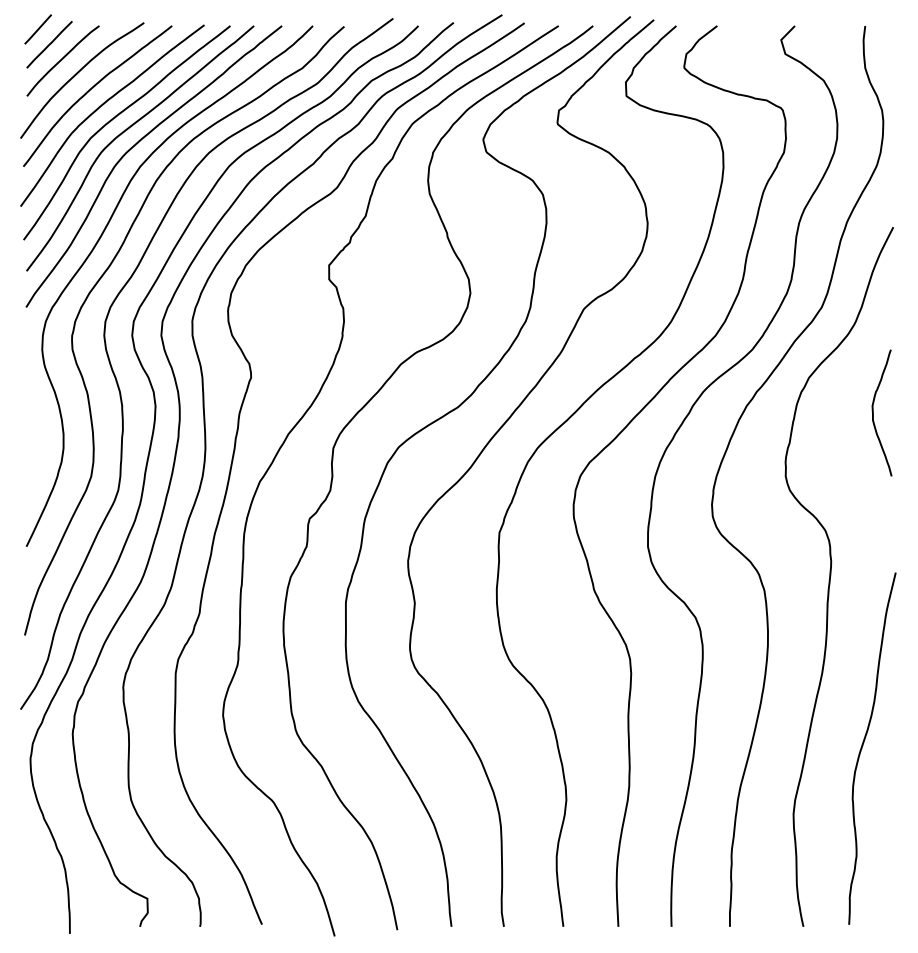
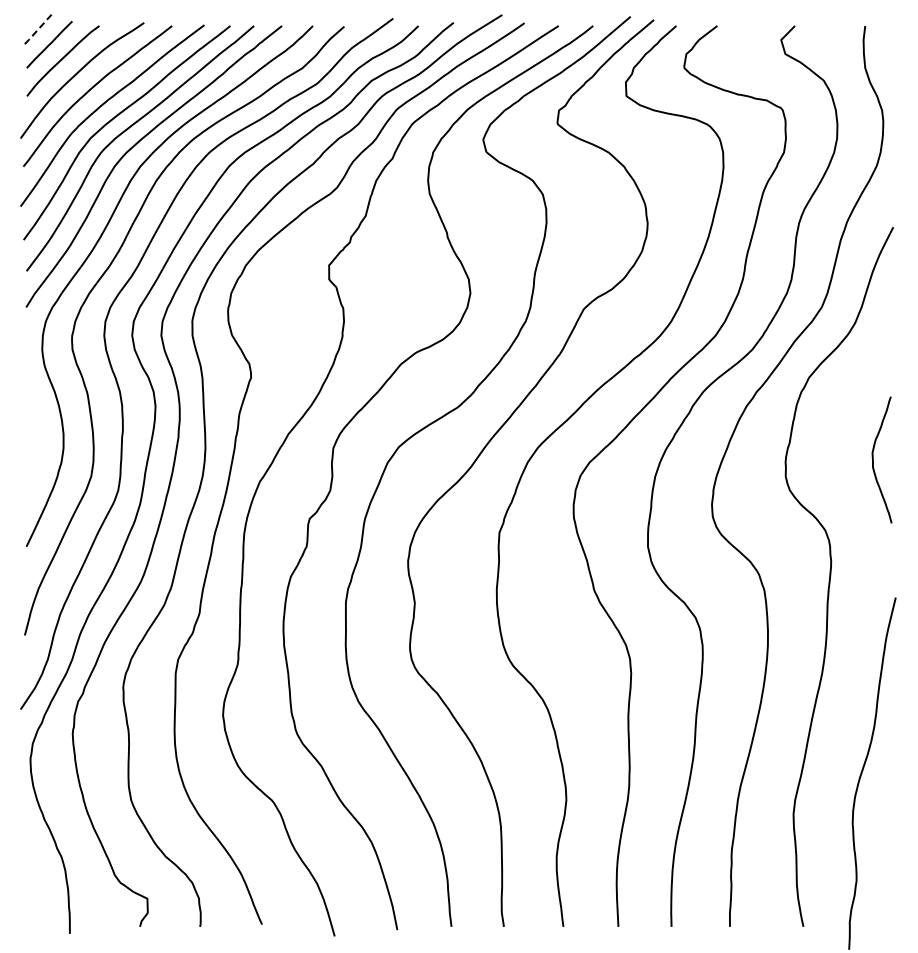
line: solid -> dashed (37, 29)
curve position: (873, 412) -> (873, 459) (873, 459)
curve position: (863, 745) -> (863, 770) (863, 770)
